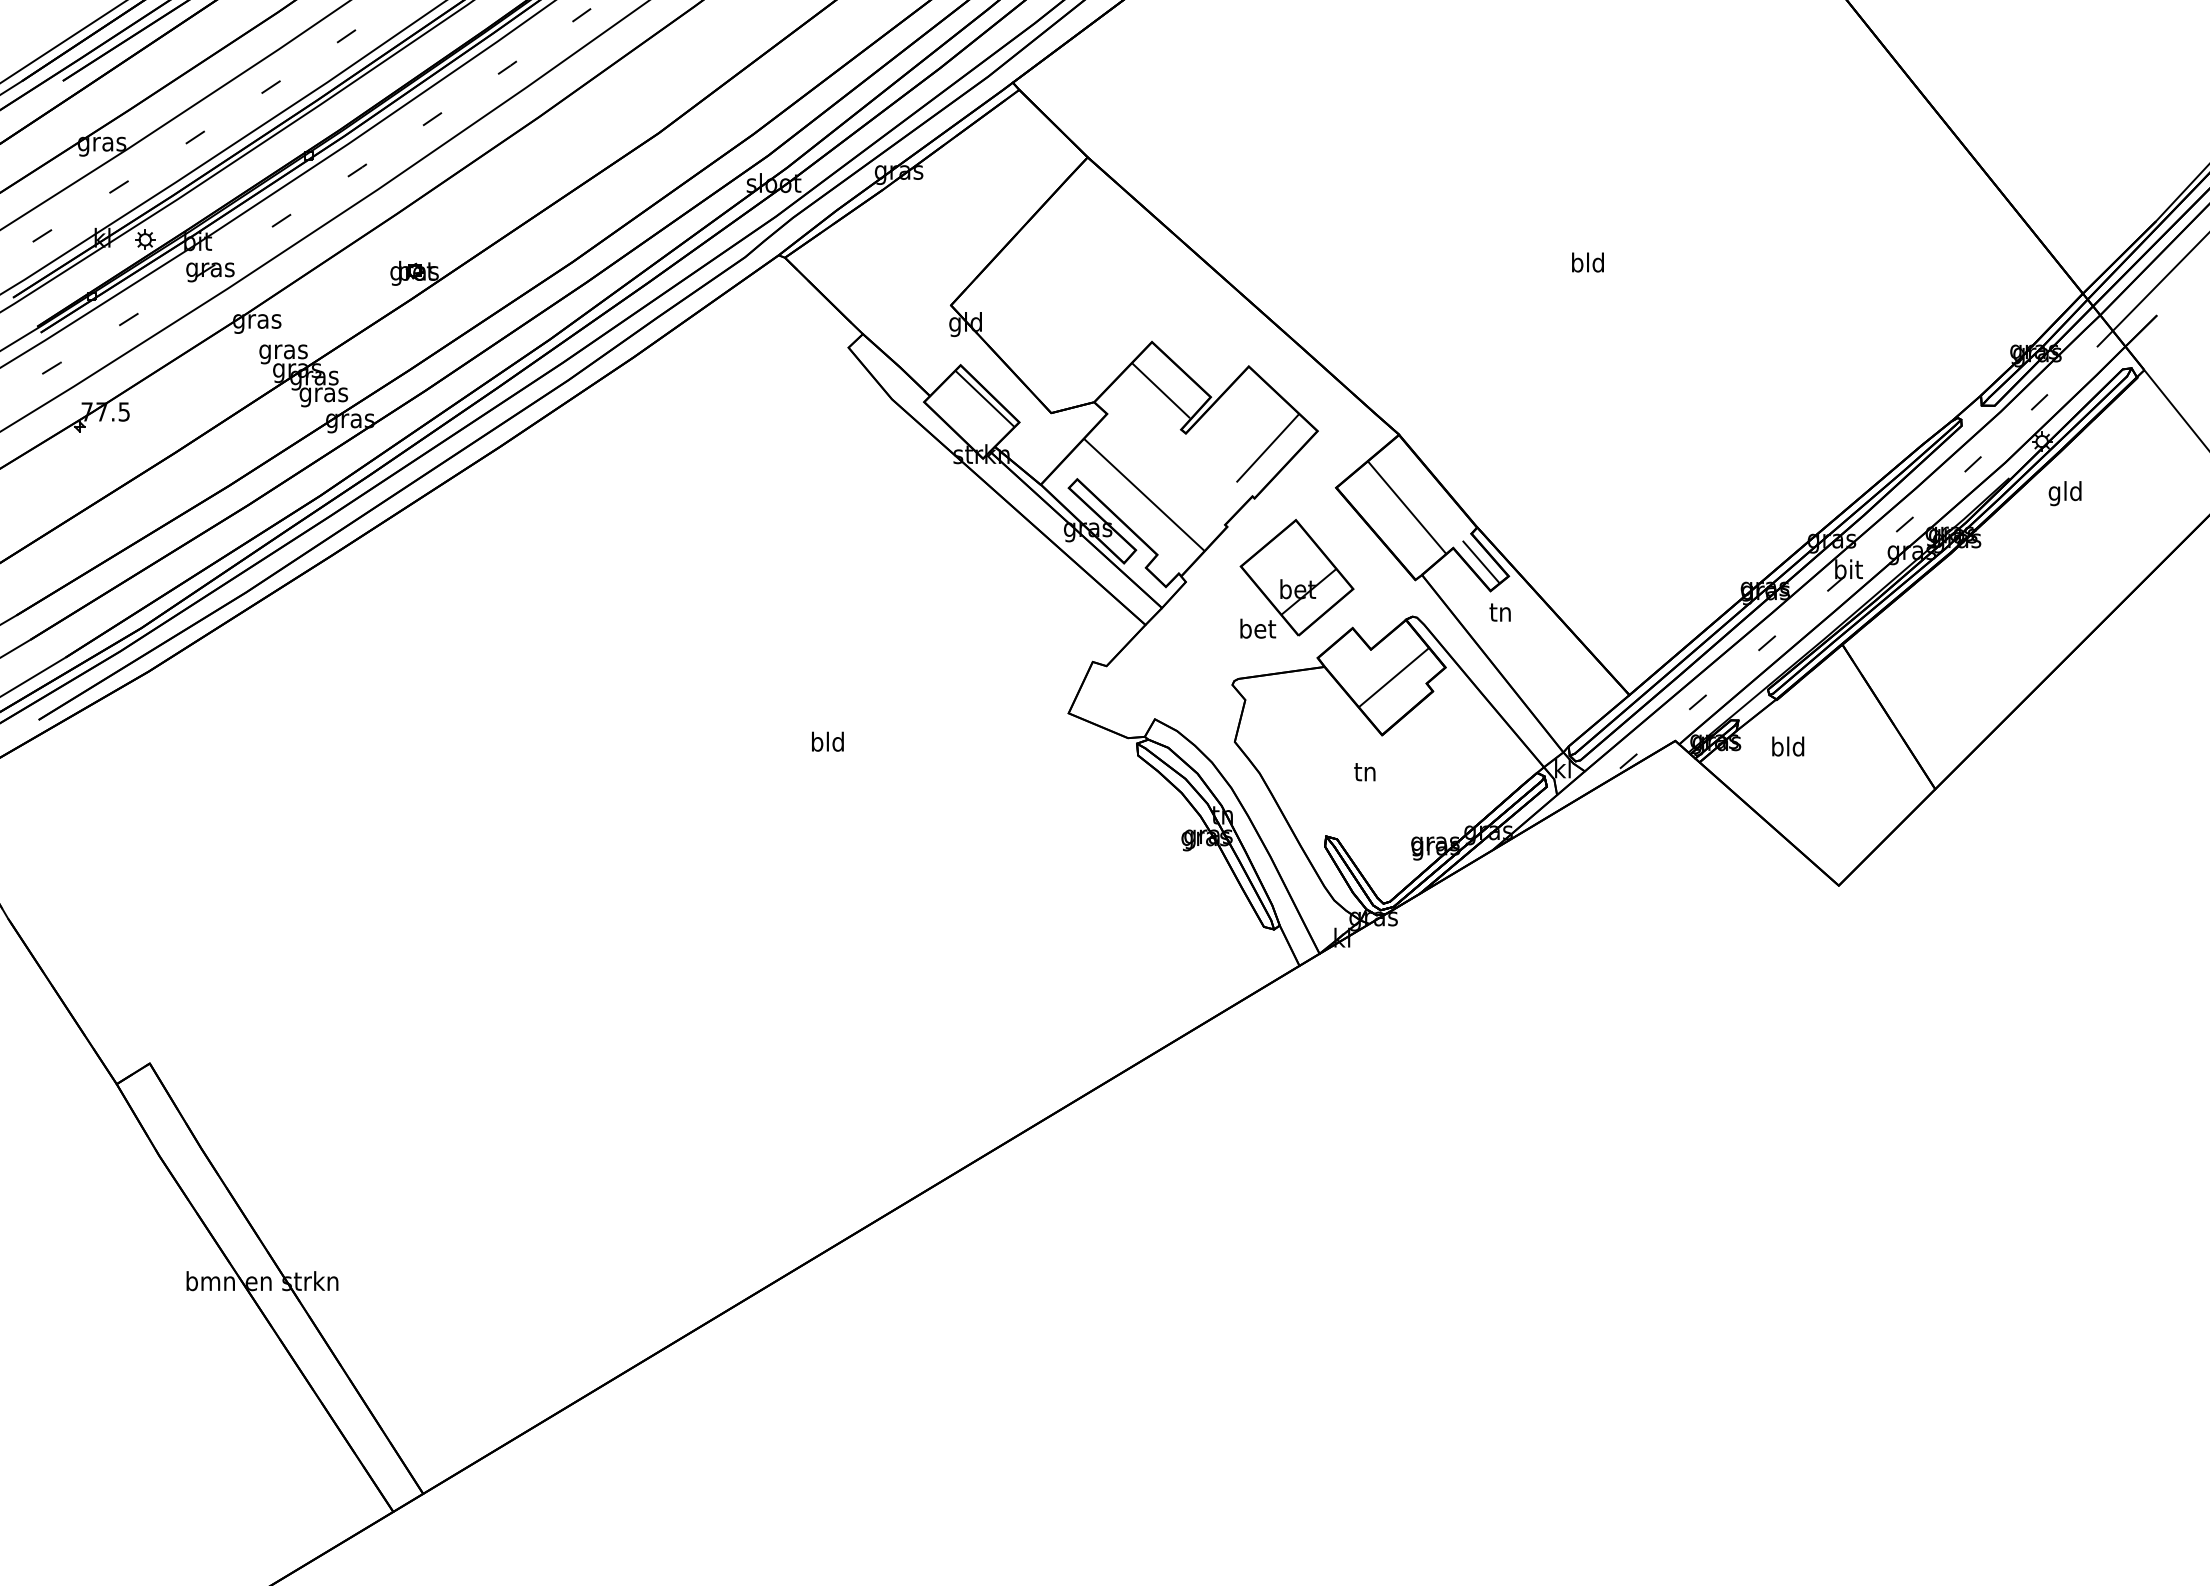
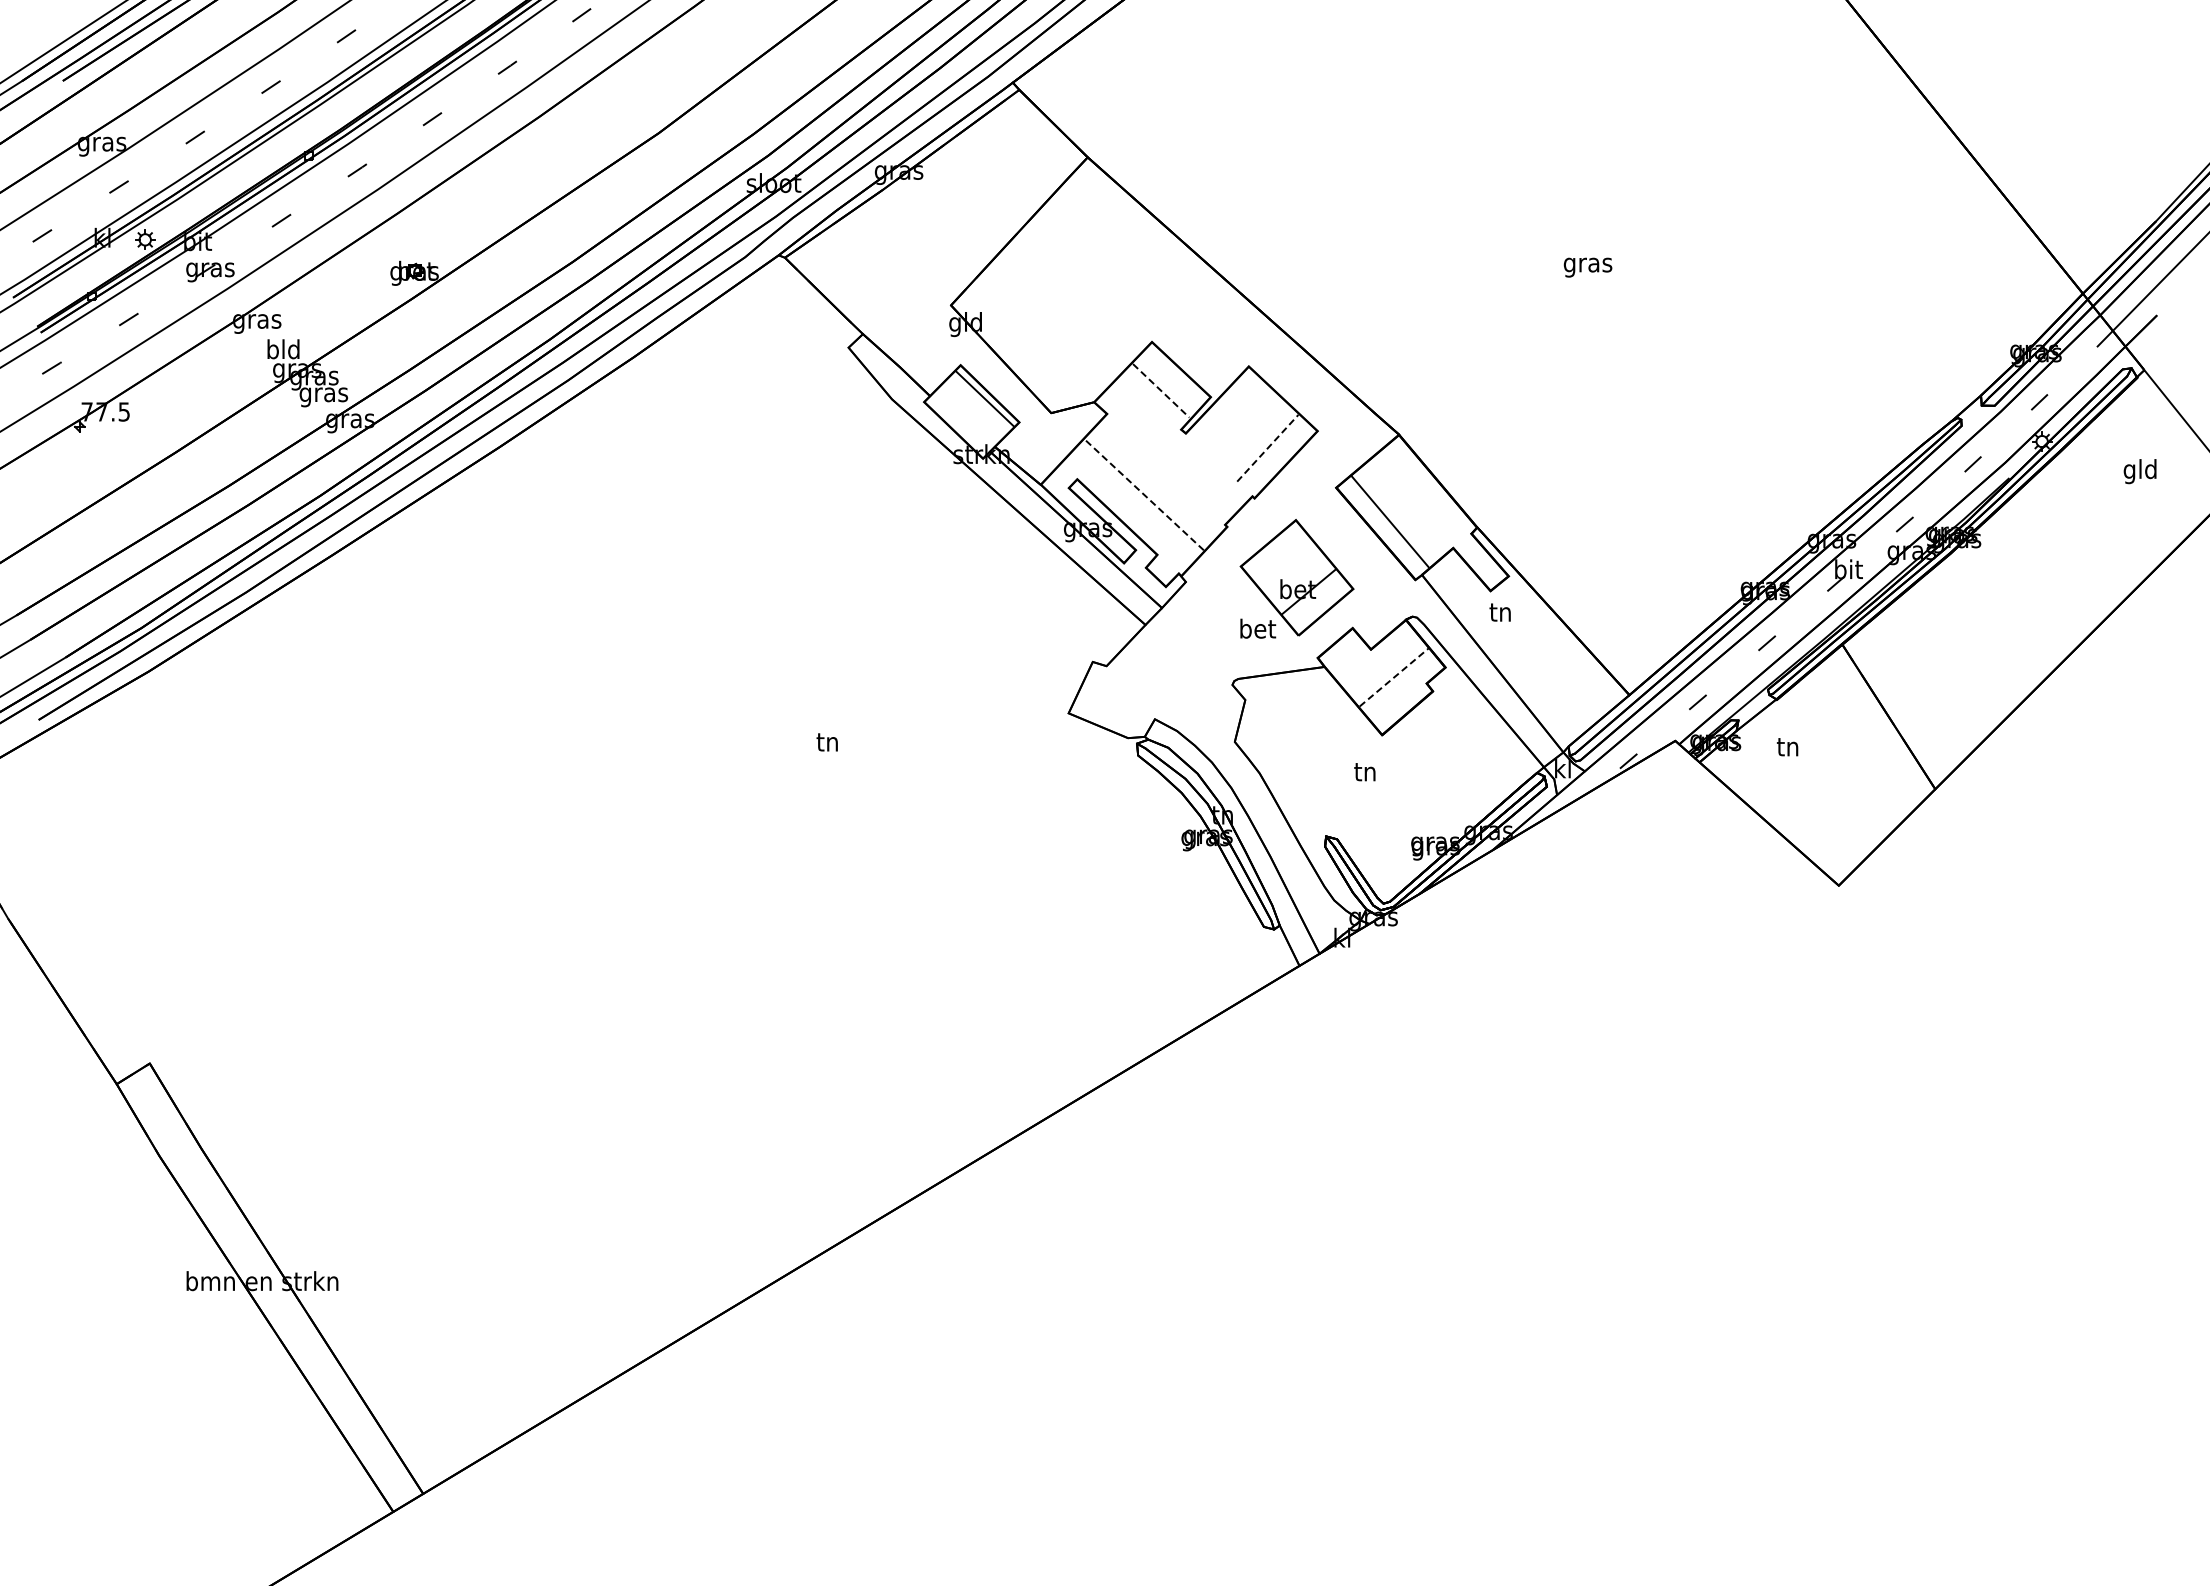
text: bld -> gras (1587, 264)
text: gras -> bld (283, 351)
line: solid -> dashed (1161, 390)
line: solid -> dashed (1268, 447)
text position: (2064, 493) -> (2139, 471) (2139, 471)
line: solid -> dashed (1143, 494)
line position: (1406, 507) -> (1389, 521) (1389, 521)
line: present -> none (1481, 561)
line: solid -> dashed (1394, 677)
text: bld -> tn (827, 741)
text: bld -> tn (1788, 746)
